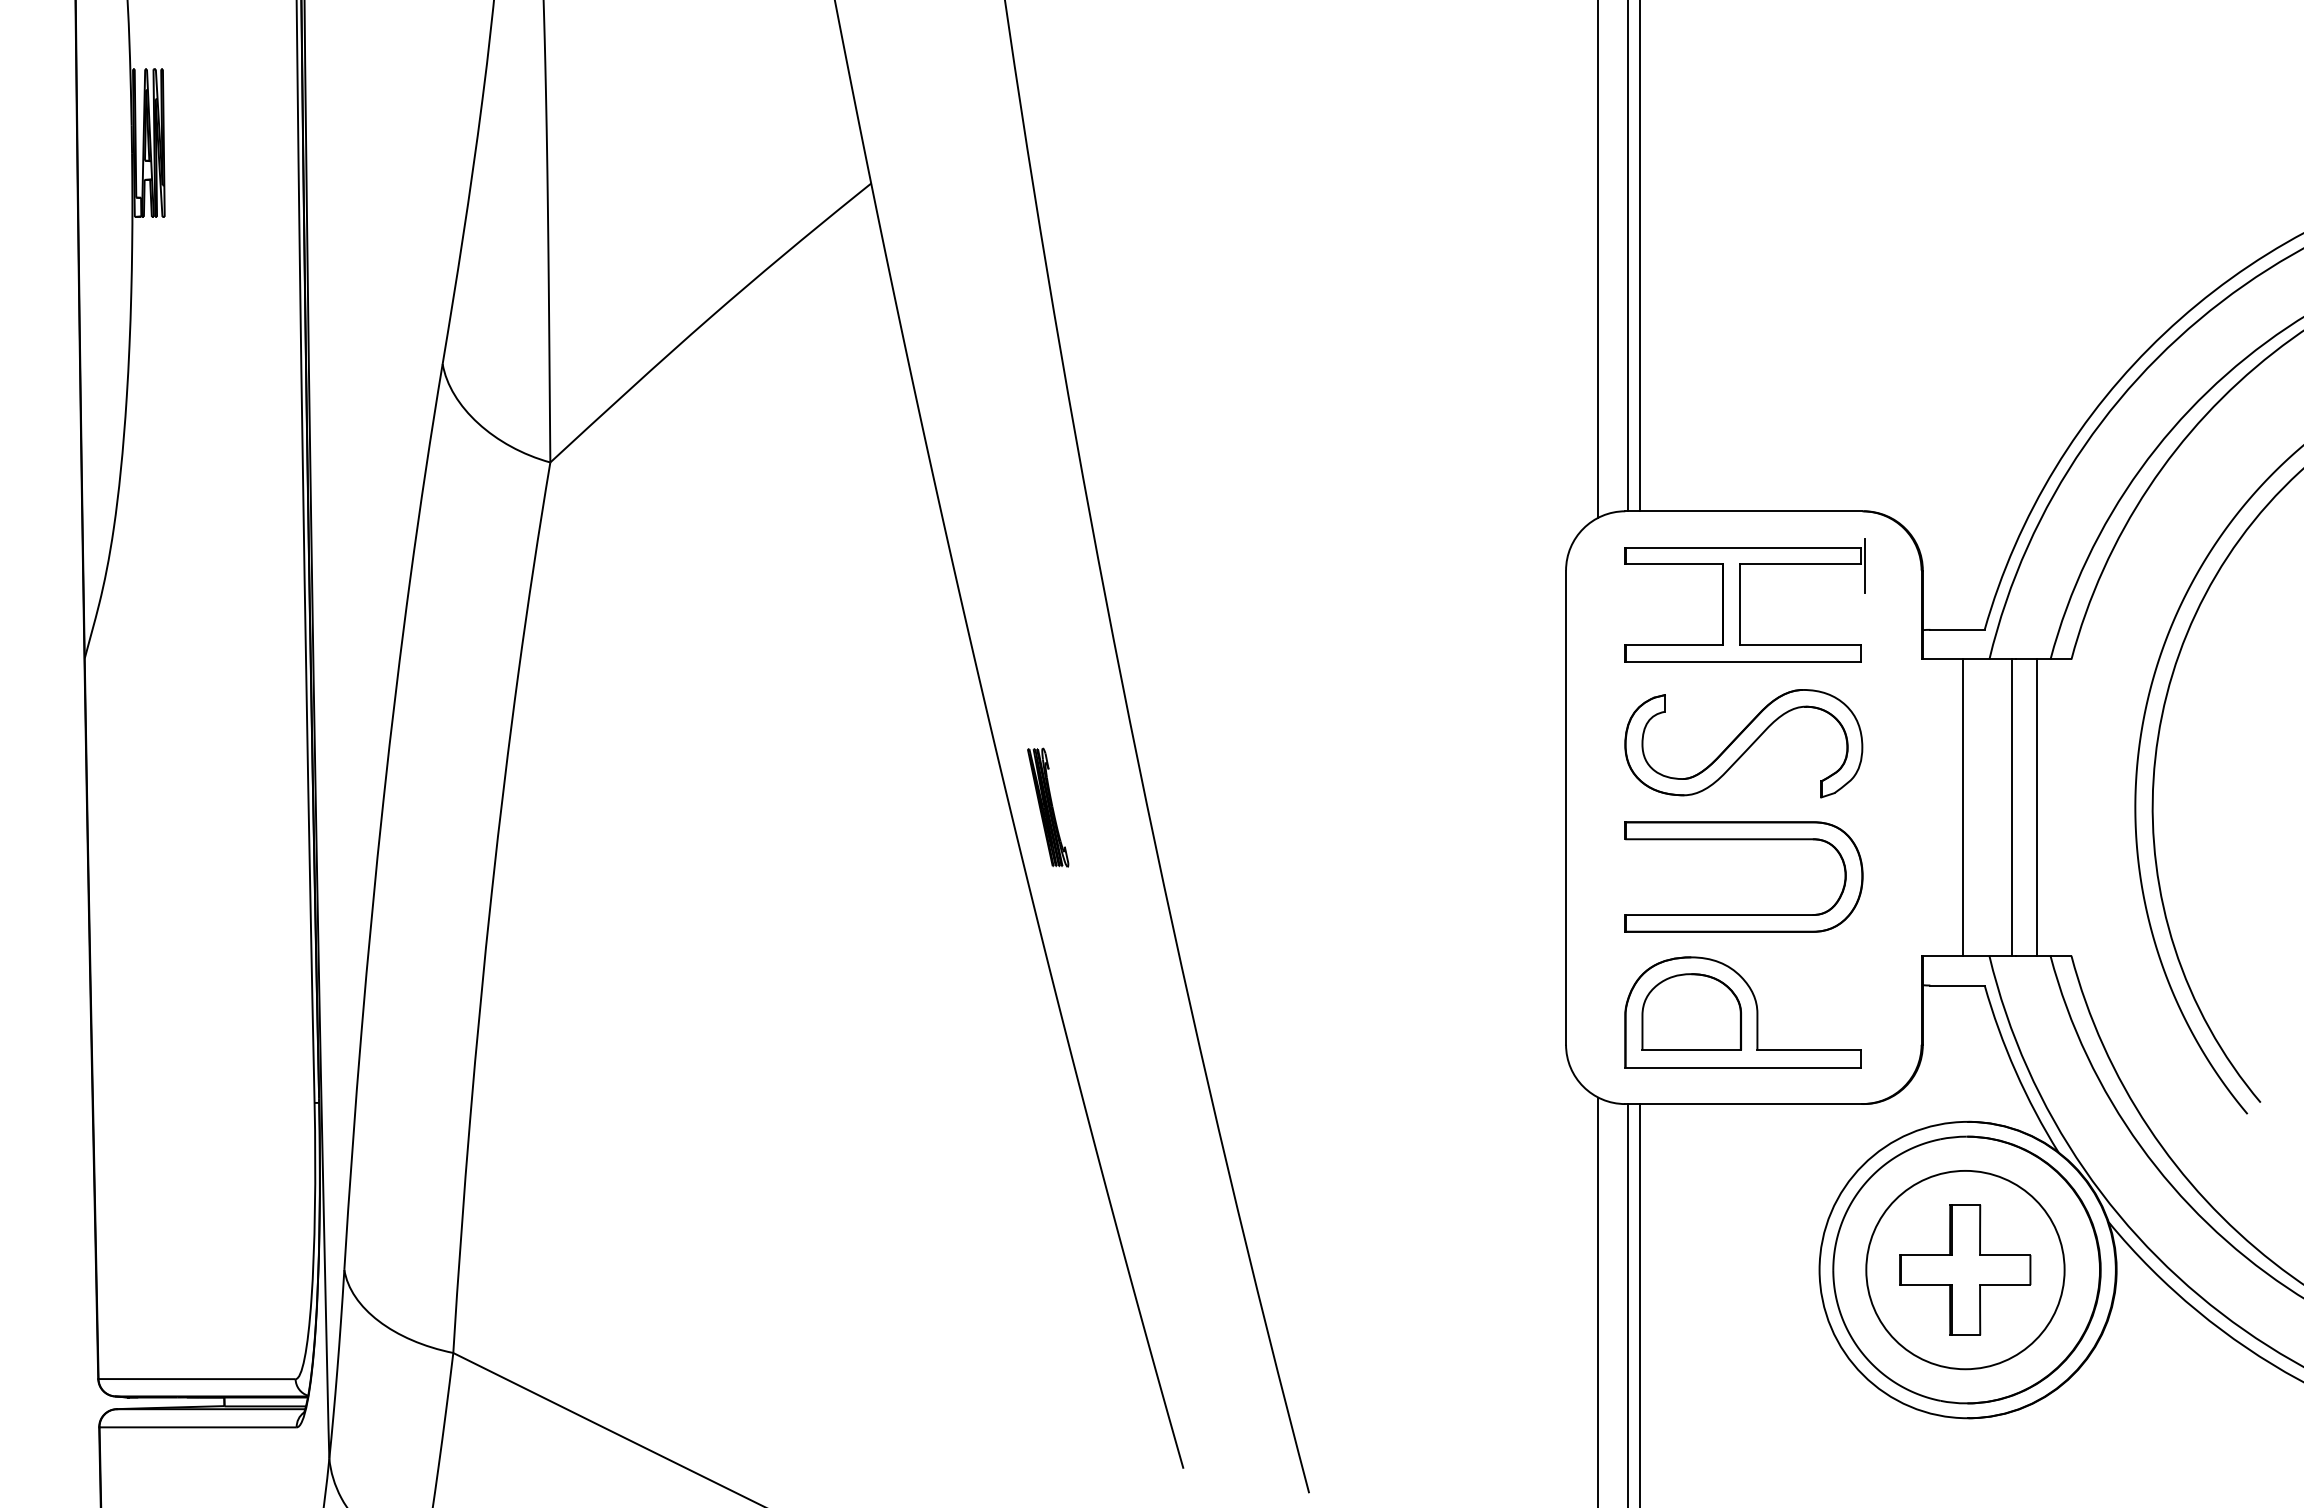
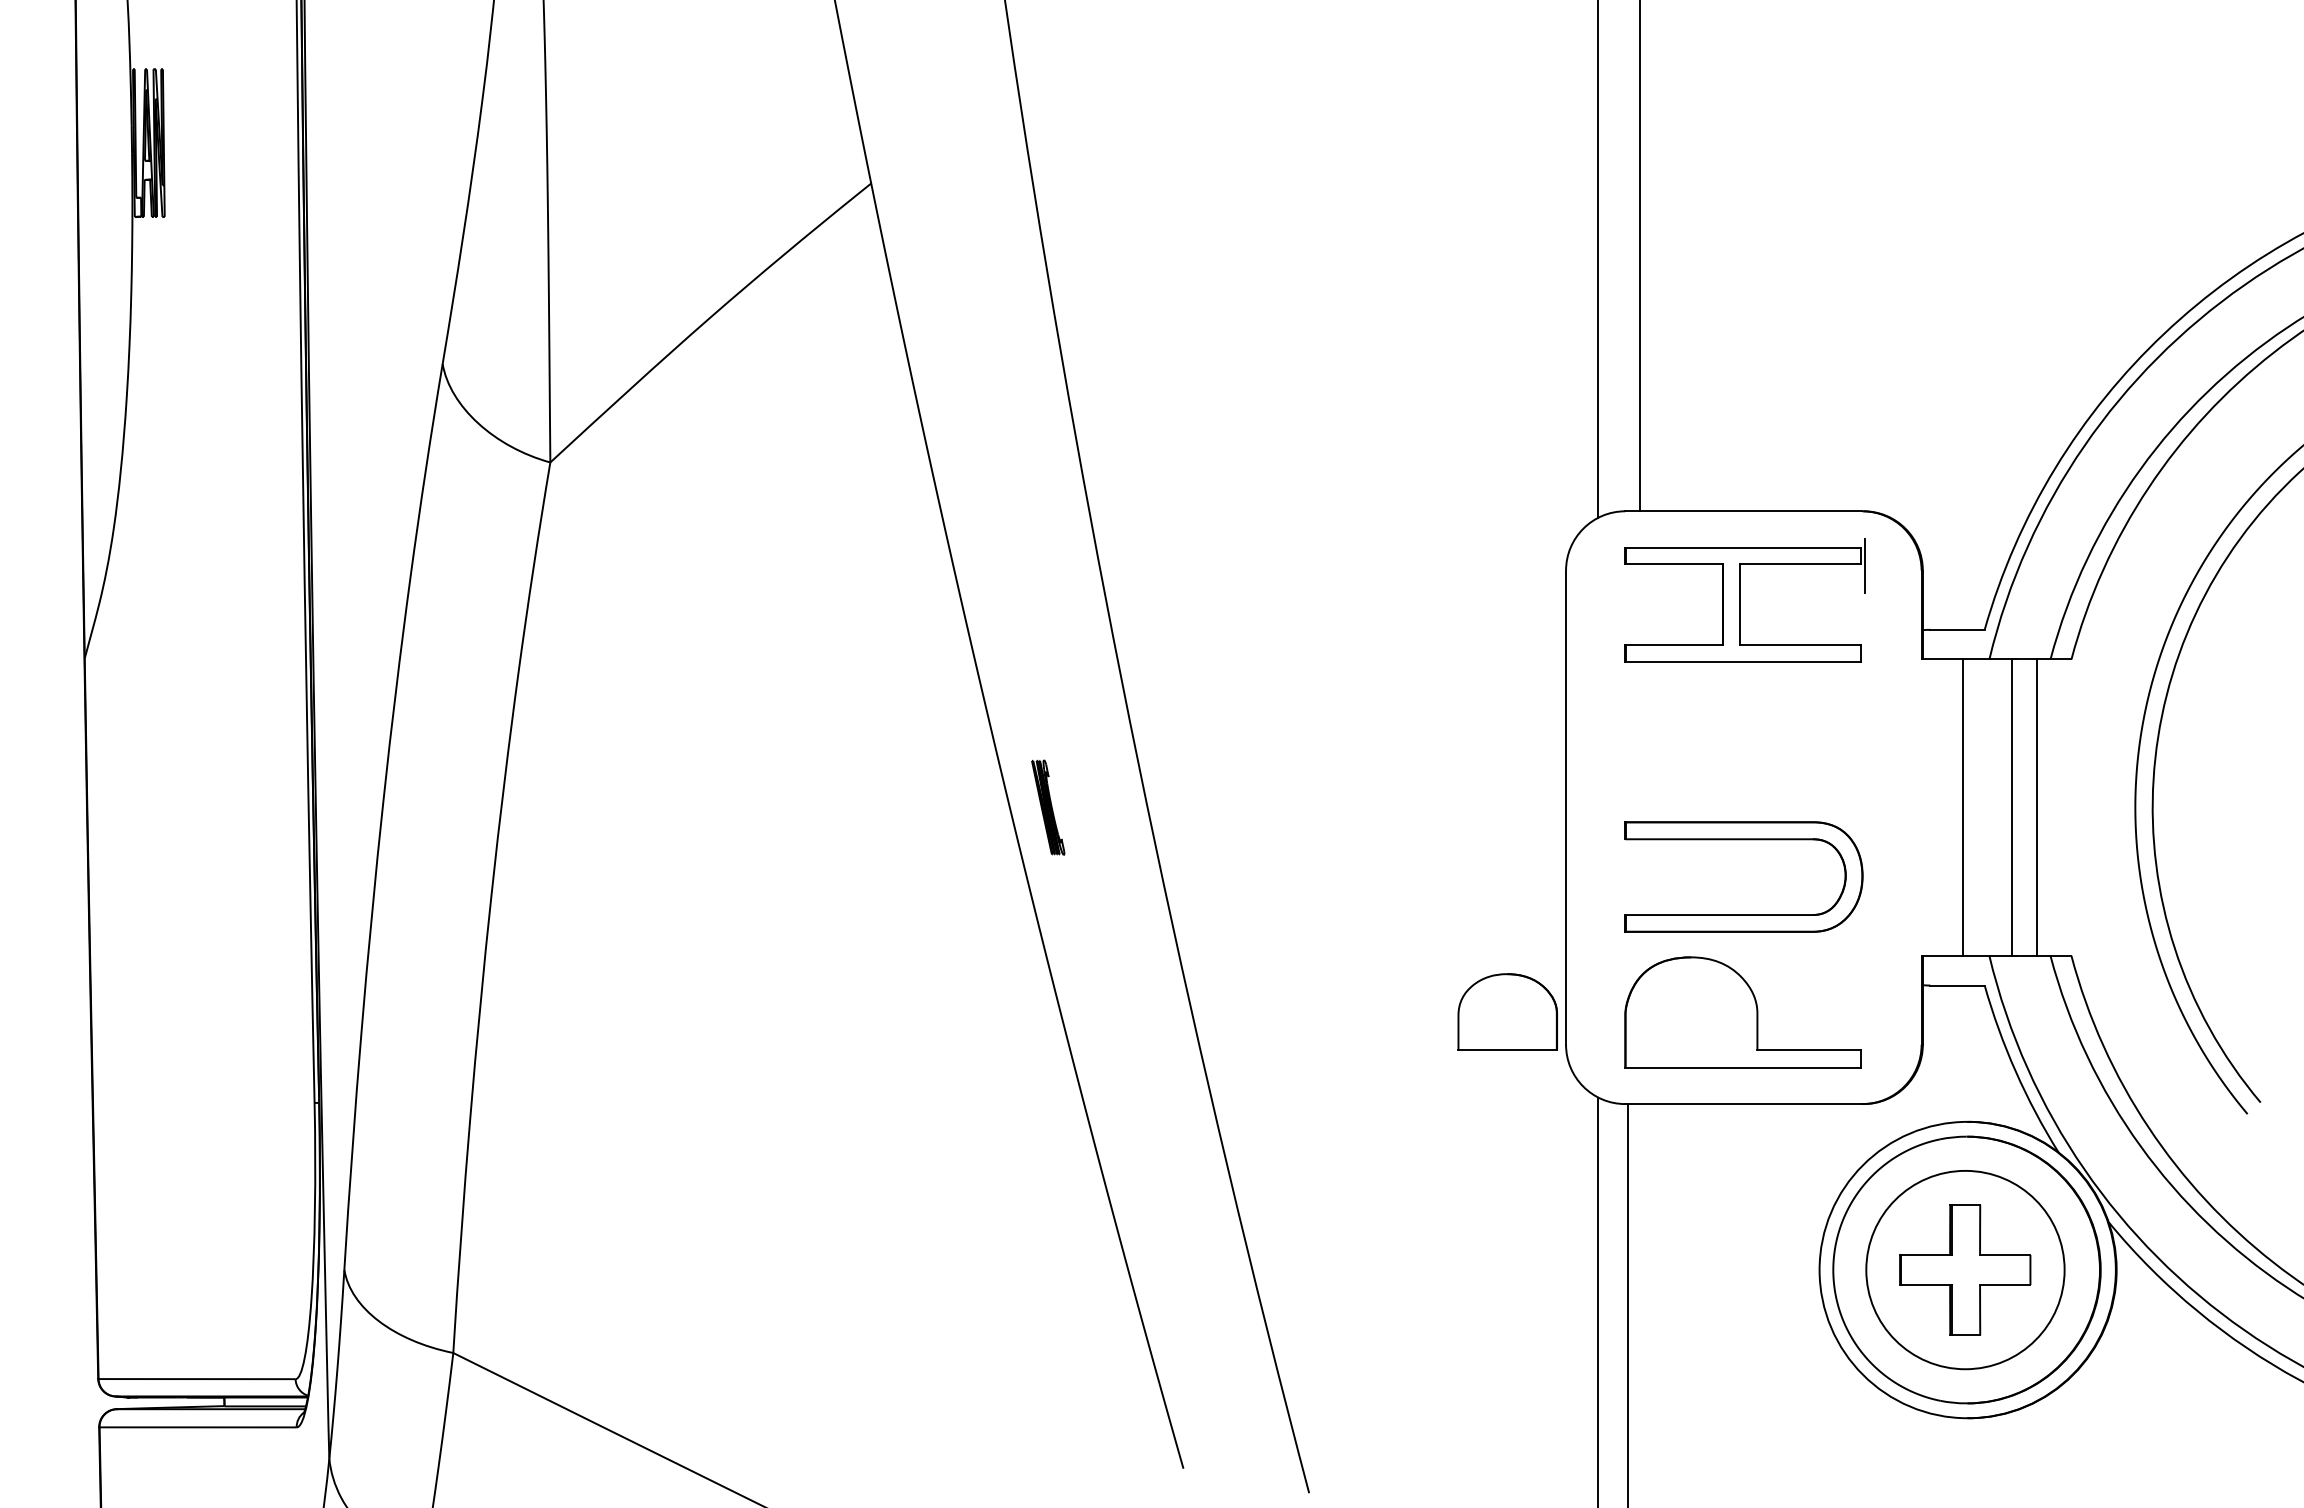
line: present -> none (1628, 256)
part: present -> none (1743, 743)
part size: 43x121 px -> 35x97 px (1048, 807)
part position: (1691, 1011) -> (1507, 1011) (1507, 1011)
line: present -> none (1639, 1304)
